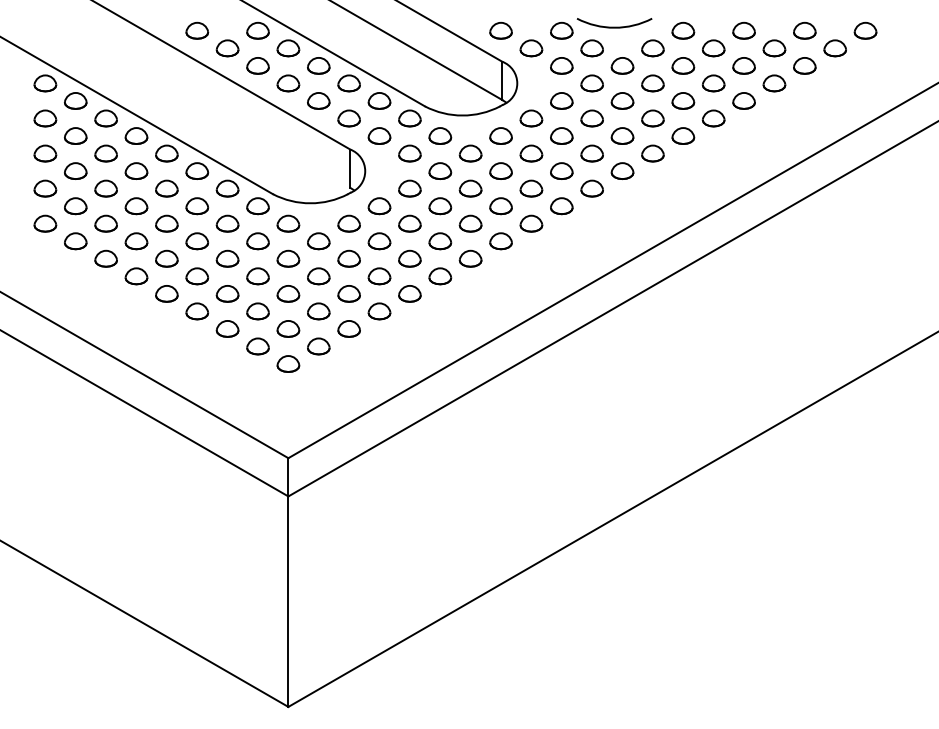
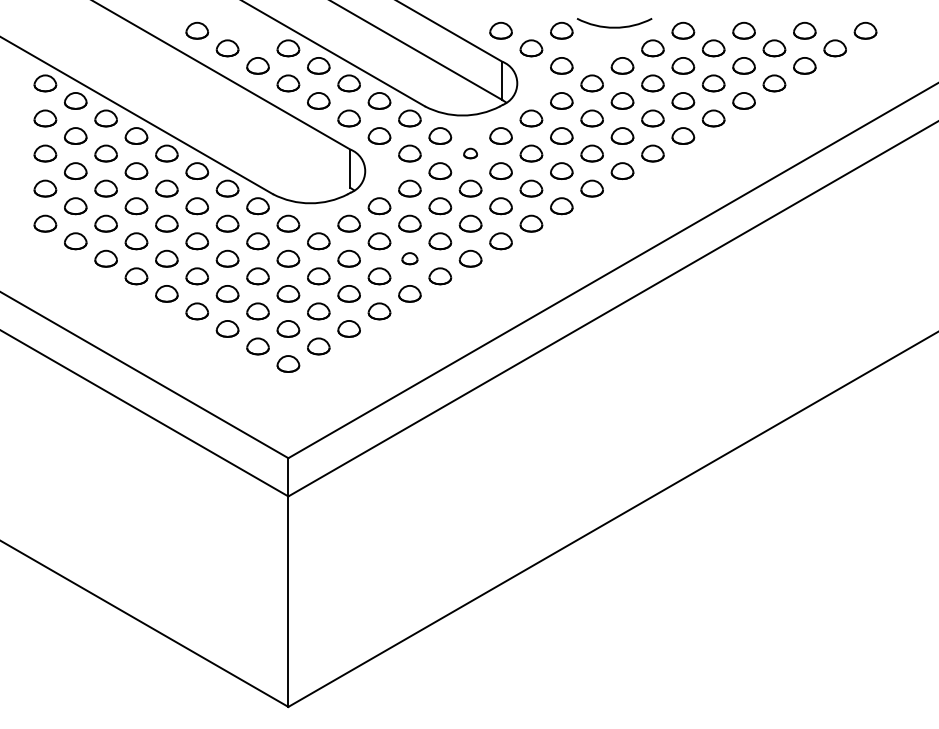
part: present -> none (257, 30)
part: present -> none (591, 48)
part size: 25x19 px -> 16x13 px (470, 153)
part size: 24x19 px -> 18x14 px (409, 258)
